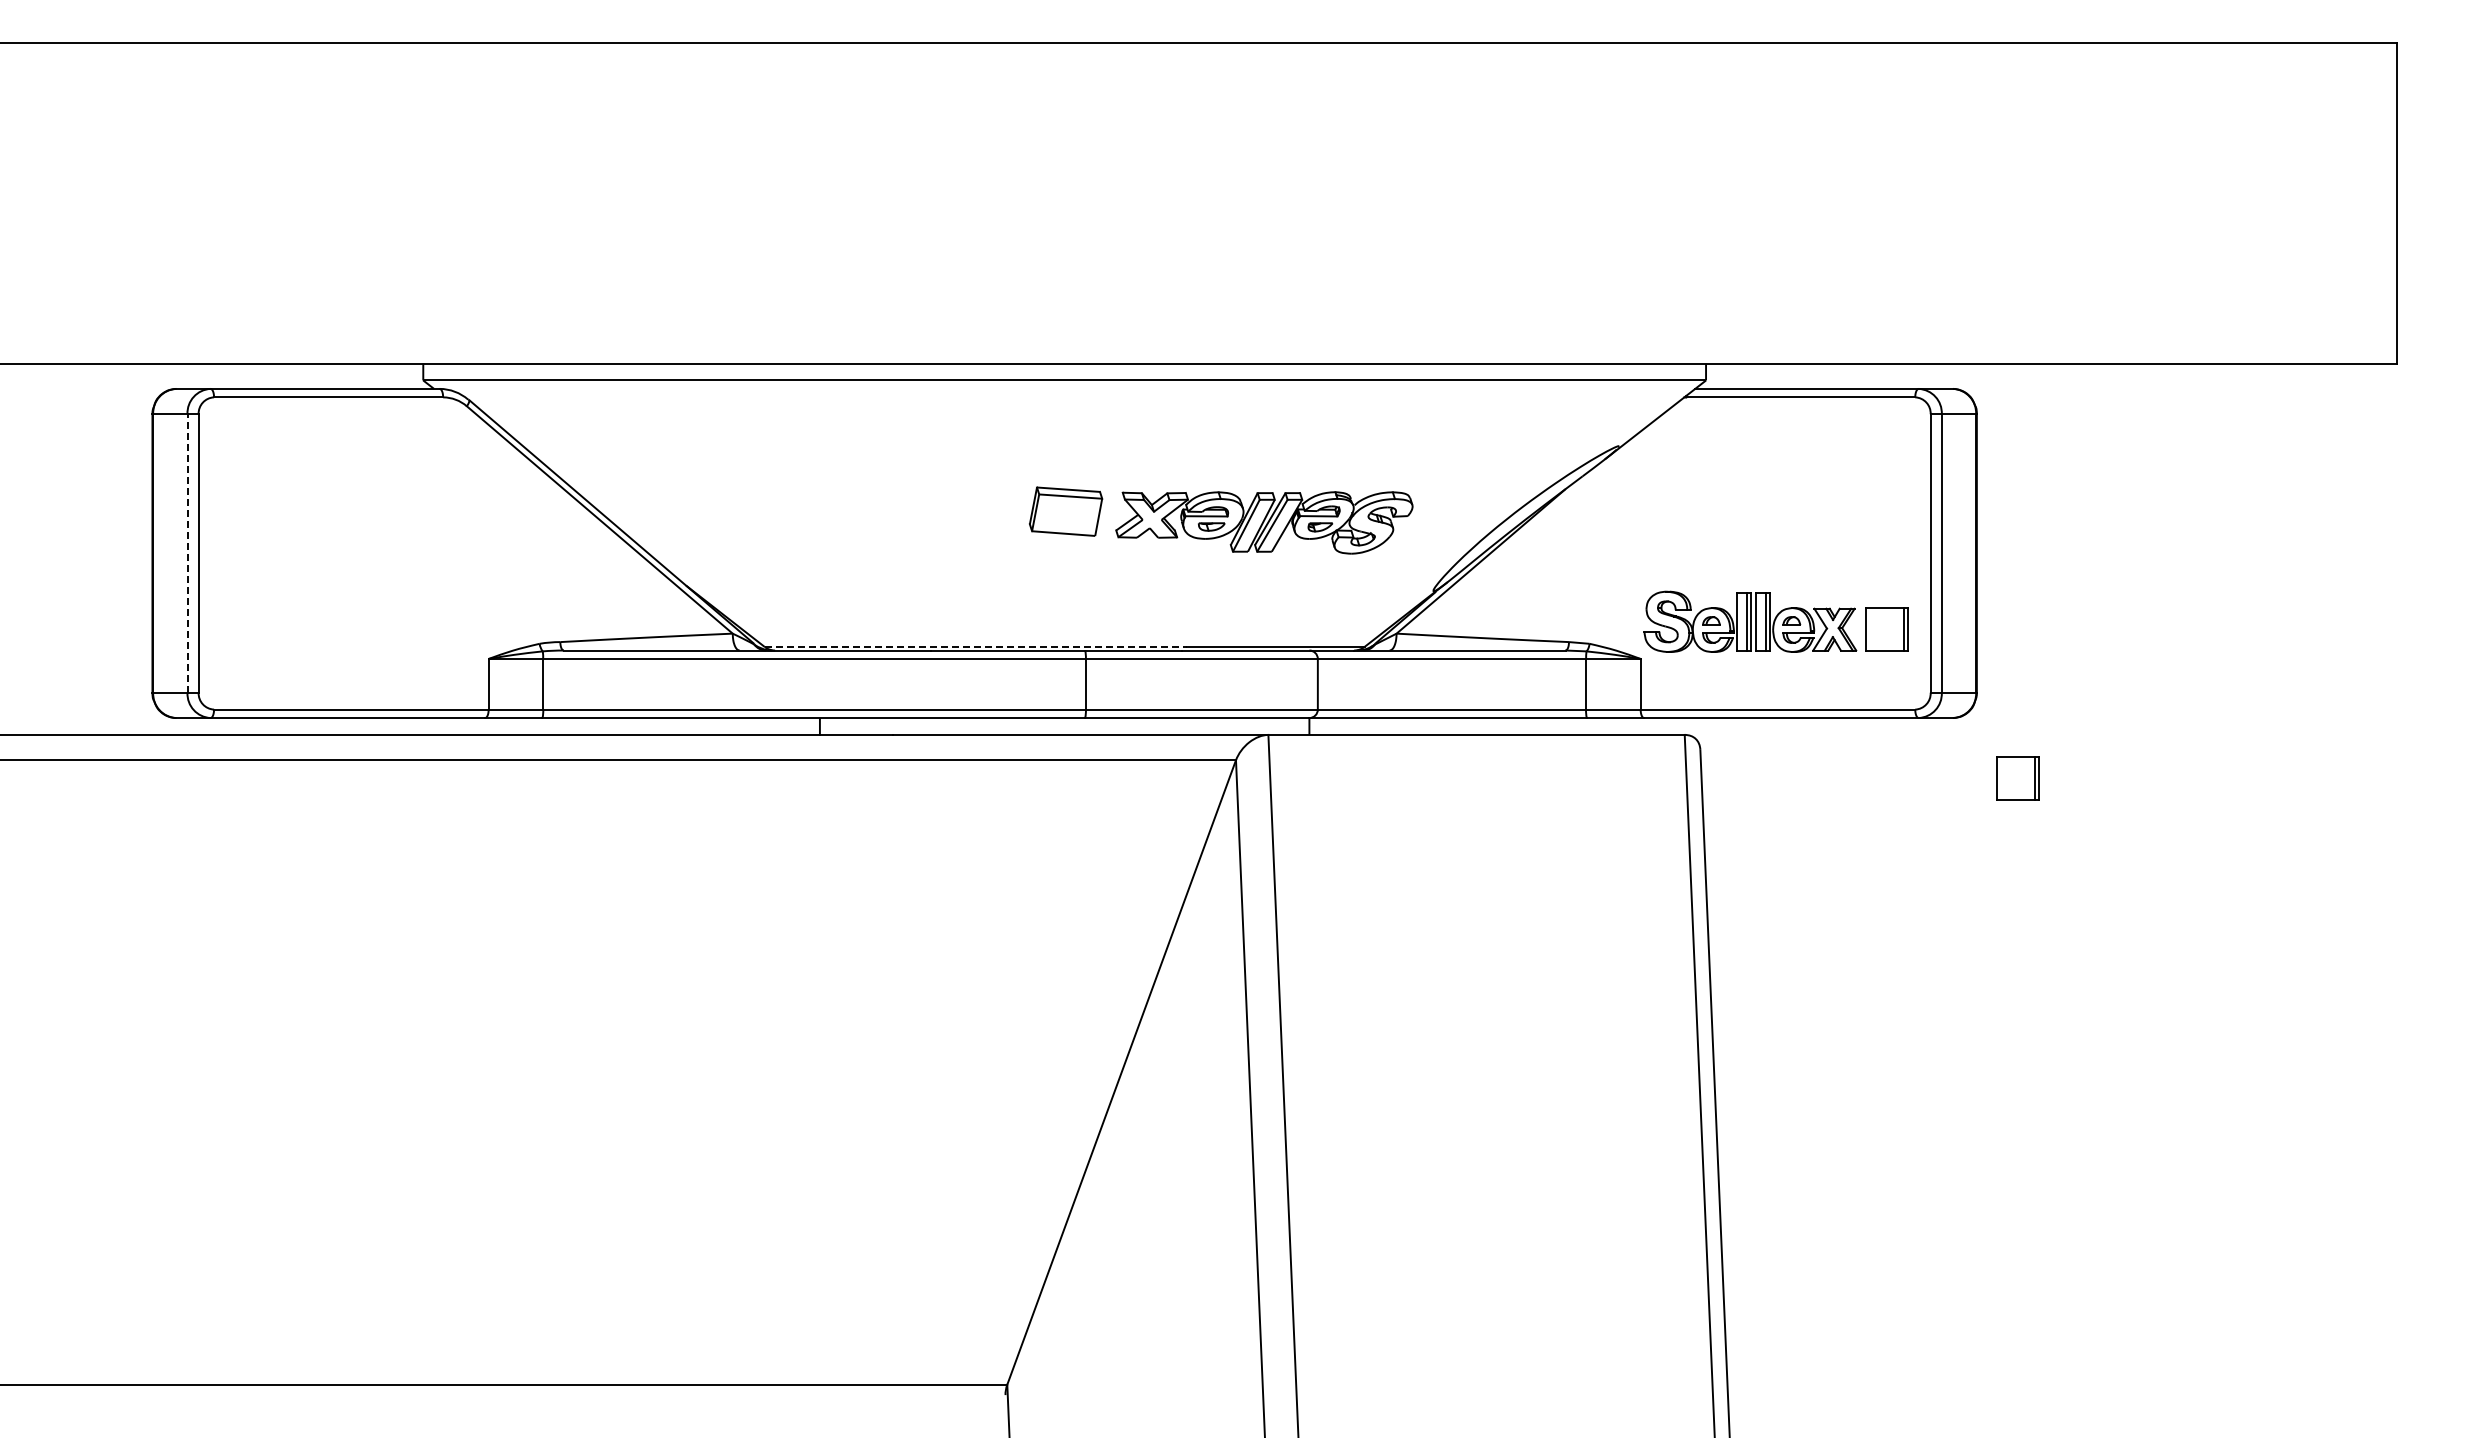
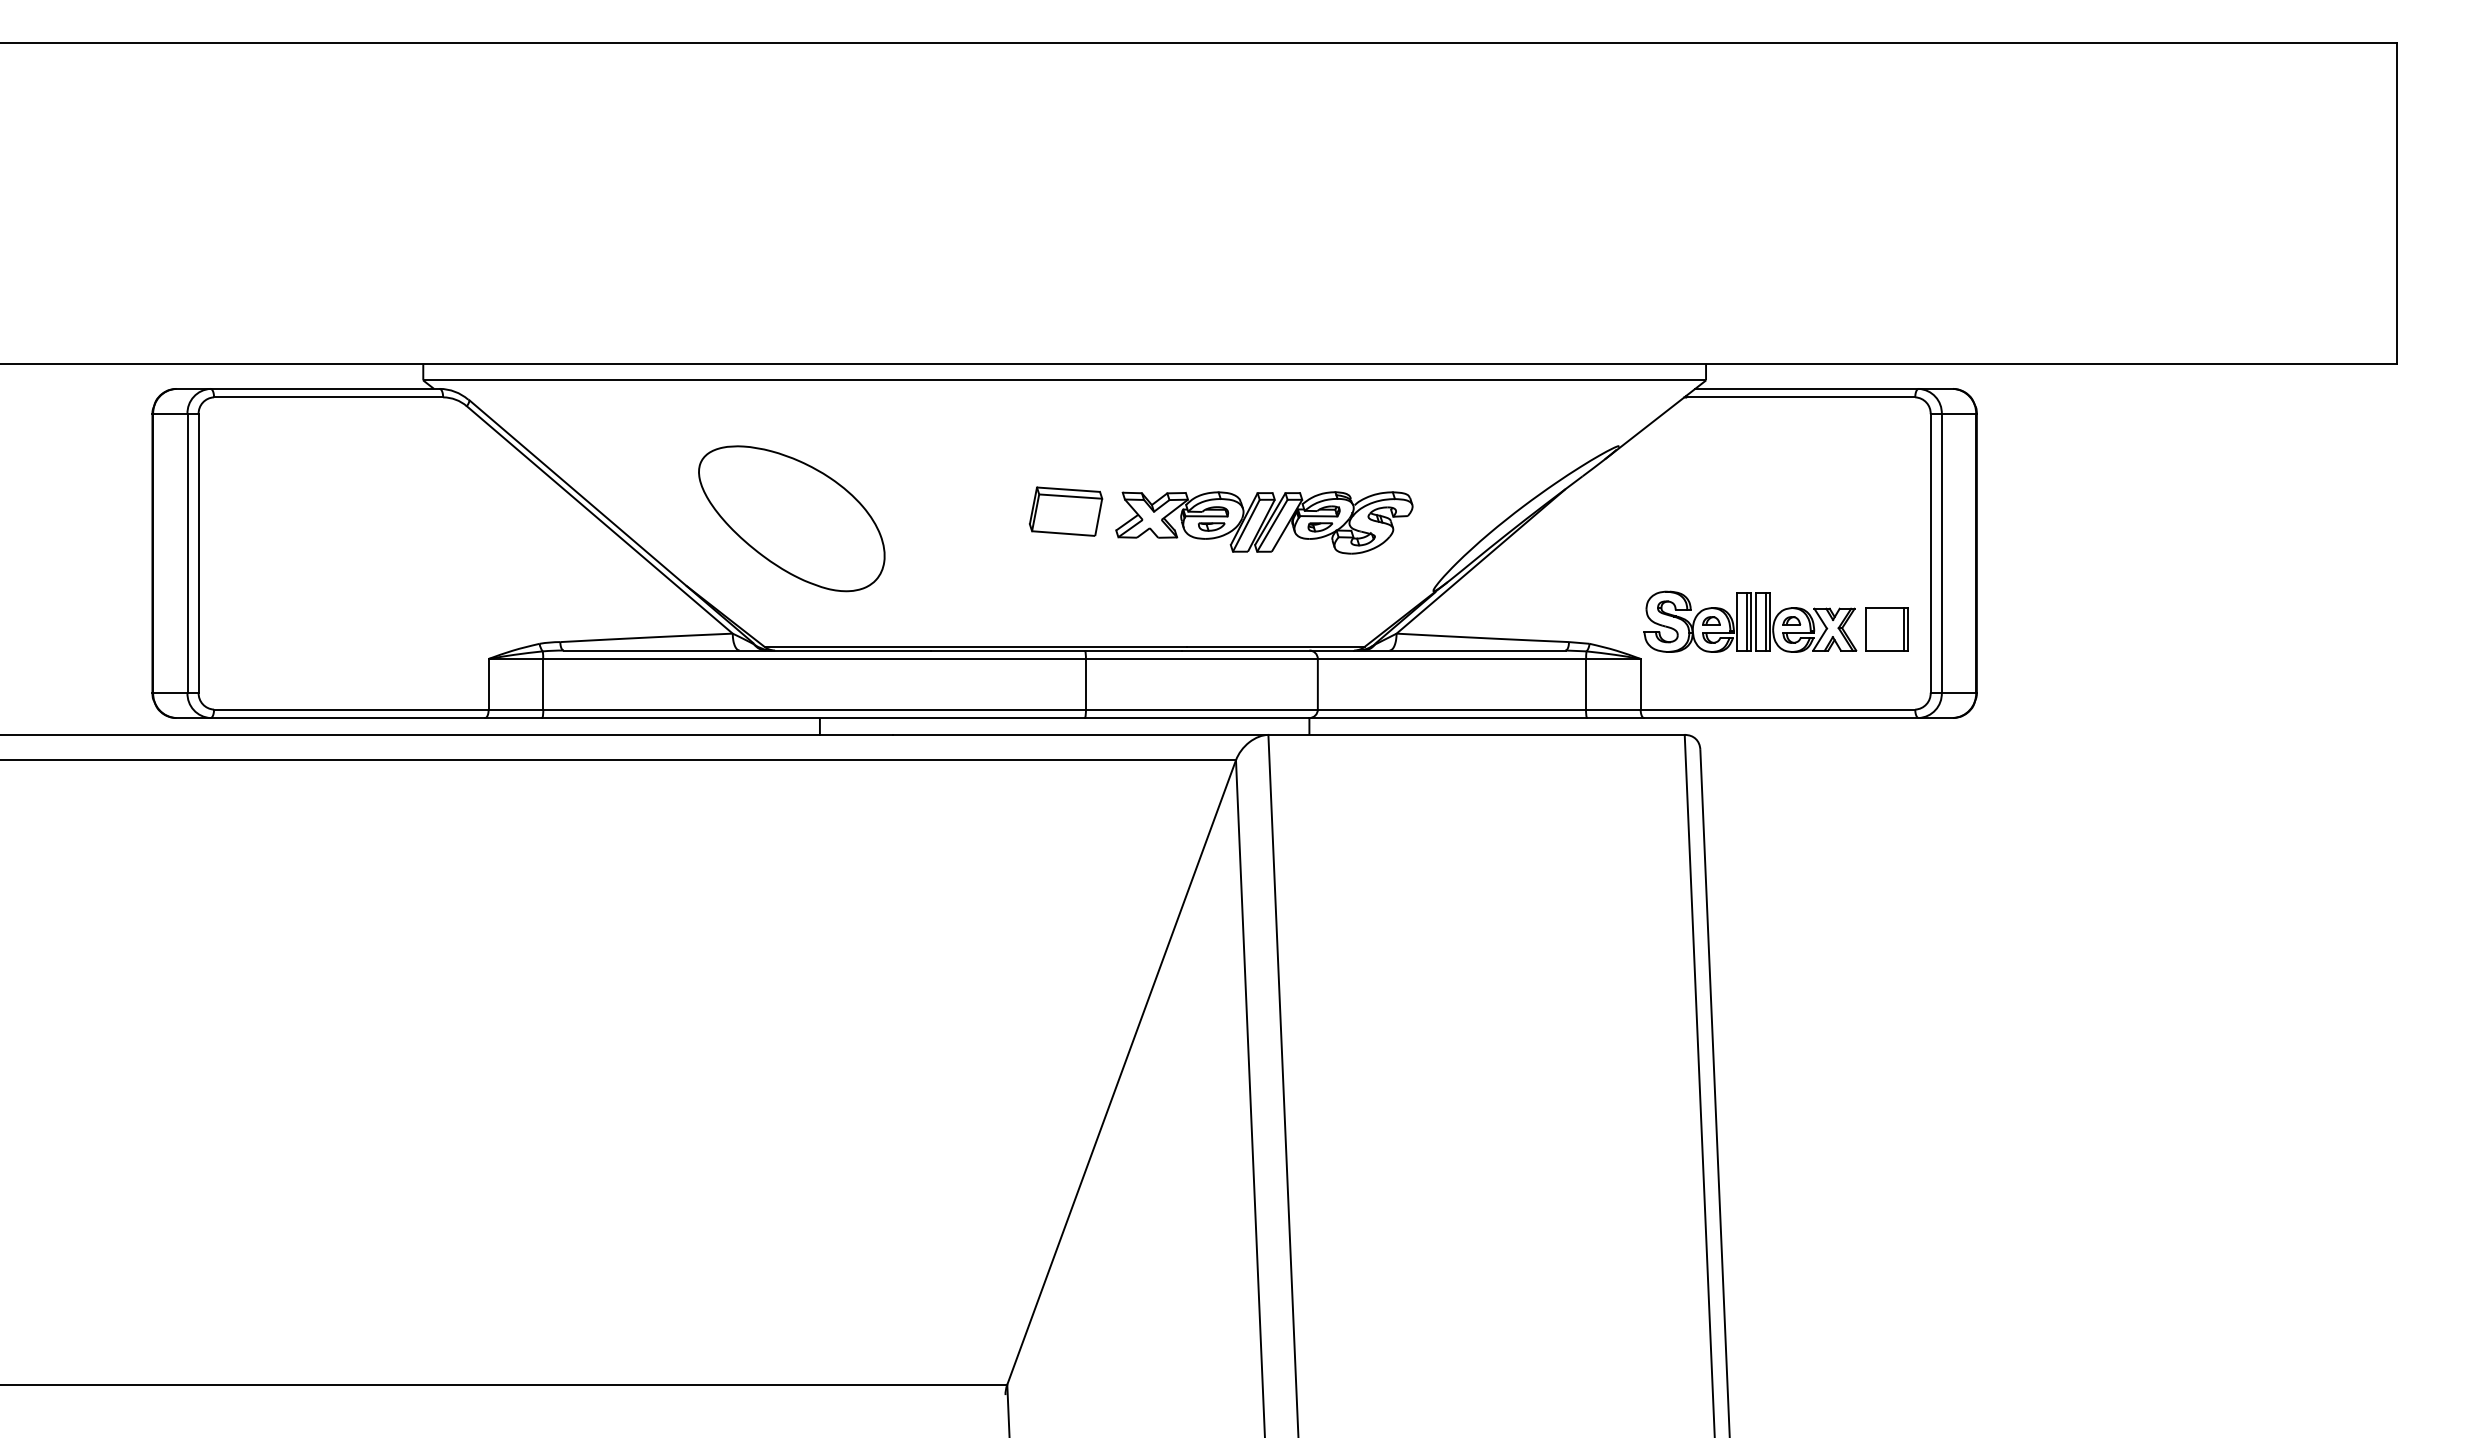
part: none -> present (791, 518)
line: dashed -> solid (187, 552)
line: dashed -> solid (975, 646)
part: present -> none (2017, 778)
